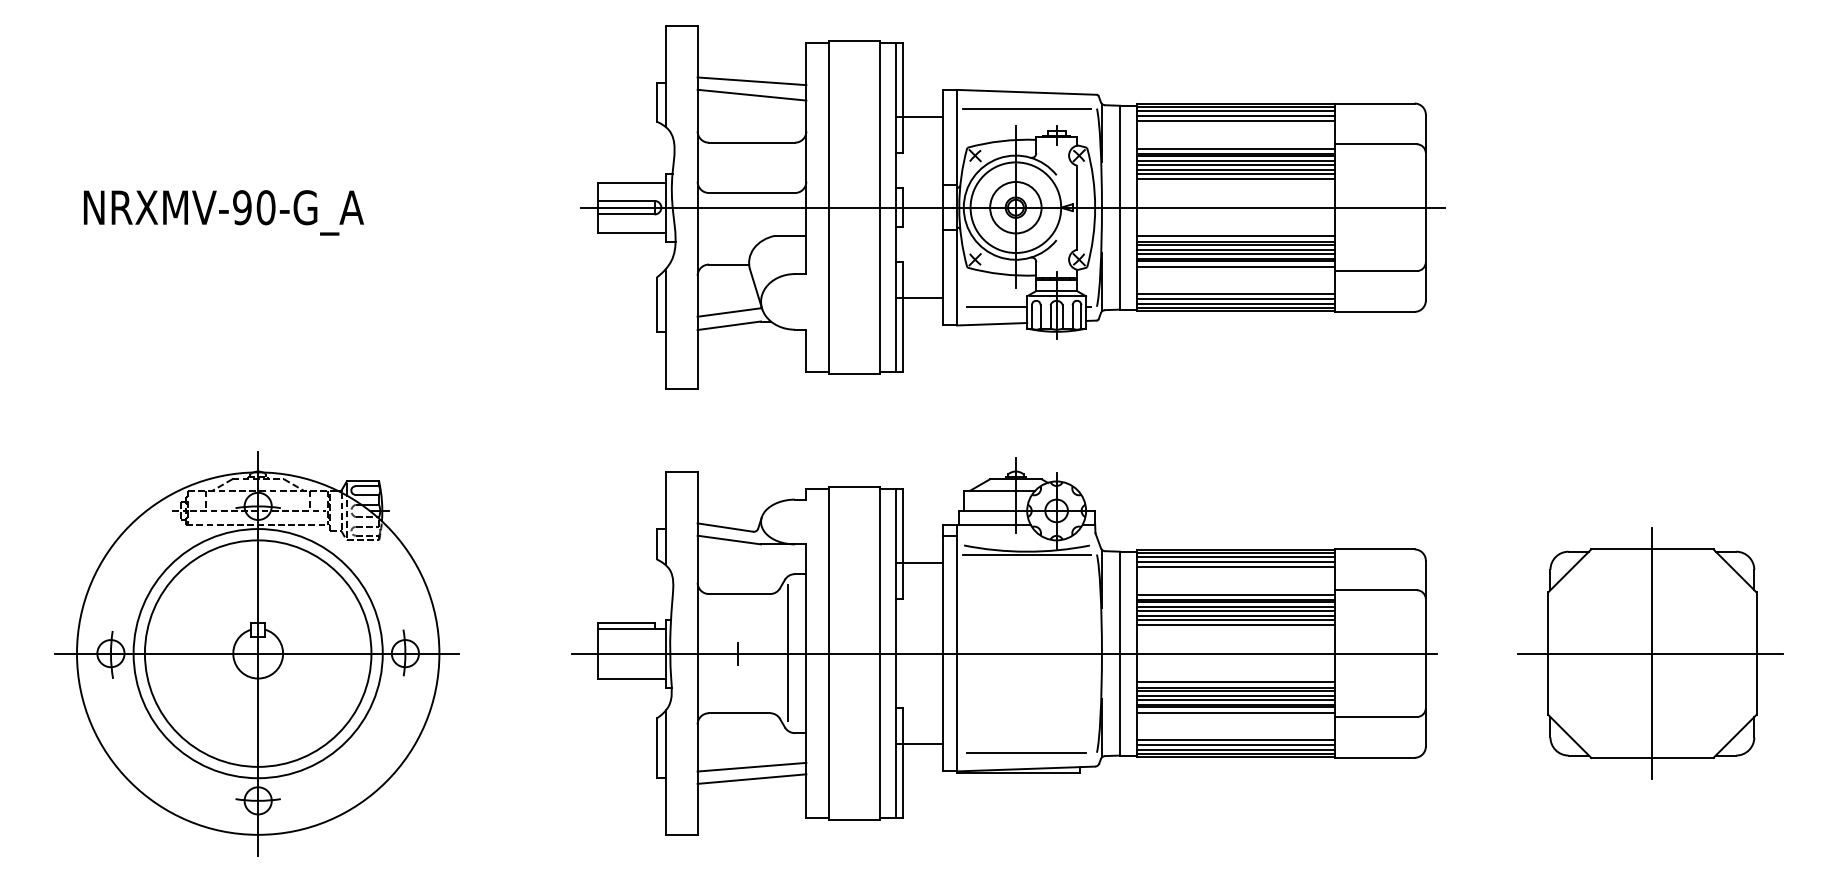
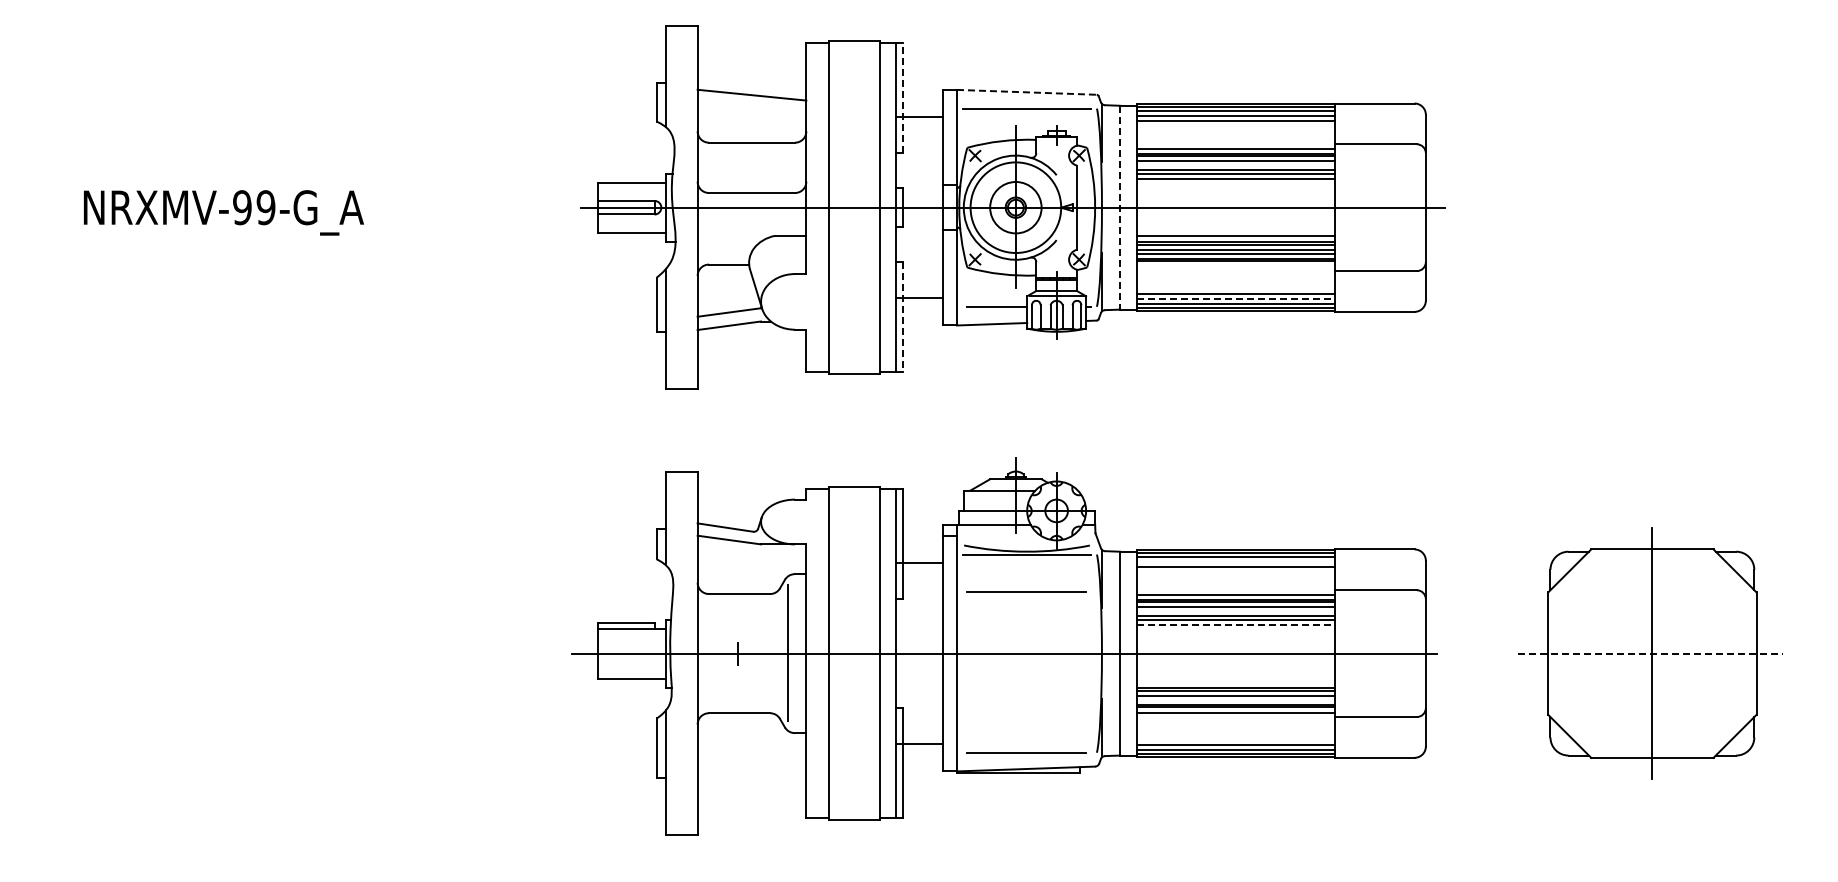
line: present -> none (751, 81)
line: solid -> dashed (1026, 92)
line: solid -> dashed (902, 98)
line: present -> none (1236, 165)
text: NRXMV-90-G_A -> NRXMV-99-G_A (265, 207)
line: solid -> dashed (1120, 207)
line: present -> none (1236, 266)
line: solid -> dashed (1236, 299)
line: solid -> dashed (902, 317)
line: present -> none (1236, 561)
line: none -> present (1026, 591)
line: present -> none (1236, 611)
line: solid -> dashed (1236, 624)
part: present -> none (256, 653)
line: solid -> dashed (1650, 653)
line: present -> none (1236, 682)
line: present -> none (1236, 700)
line: present -> none (1236, 739)
line: present -> none (751, 766)
line: present -> none (751, 778)
